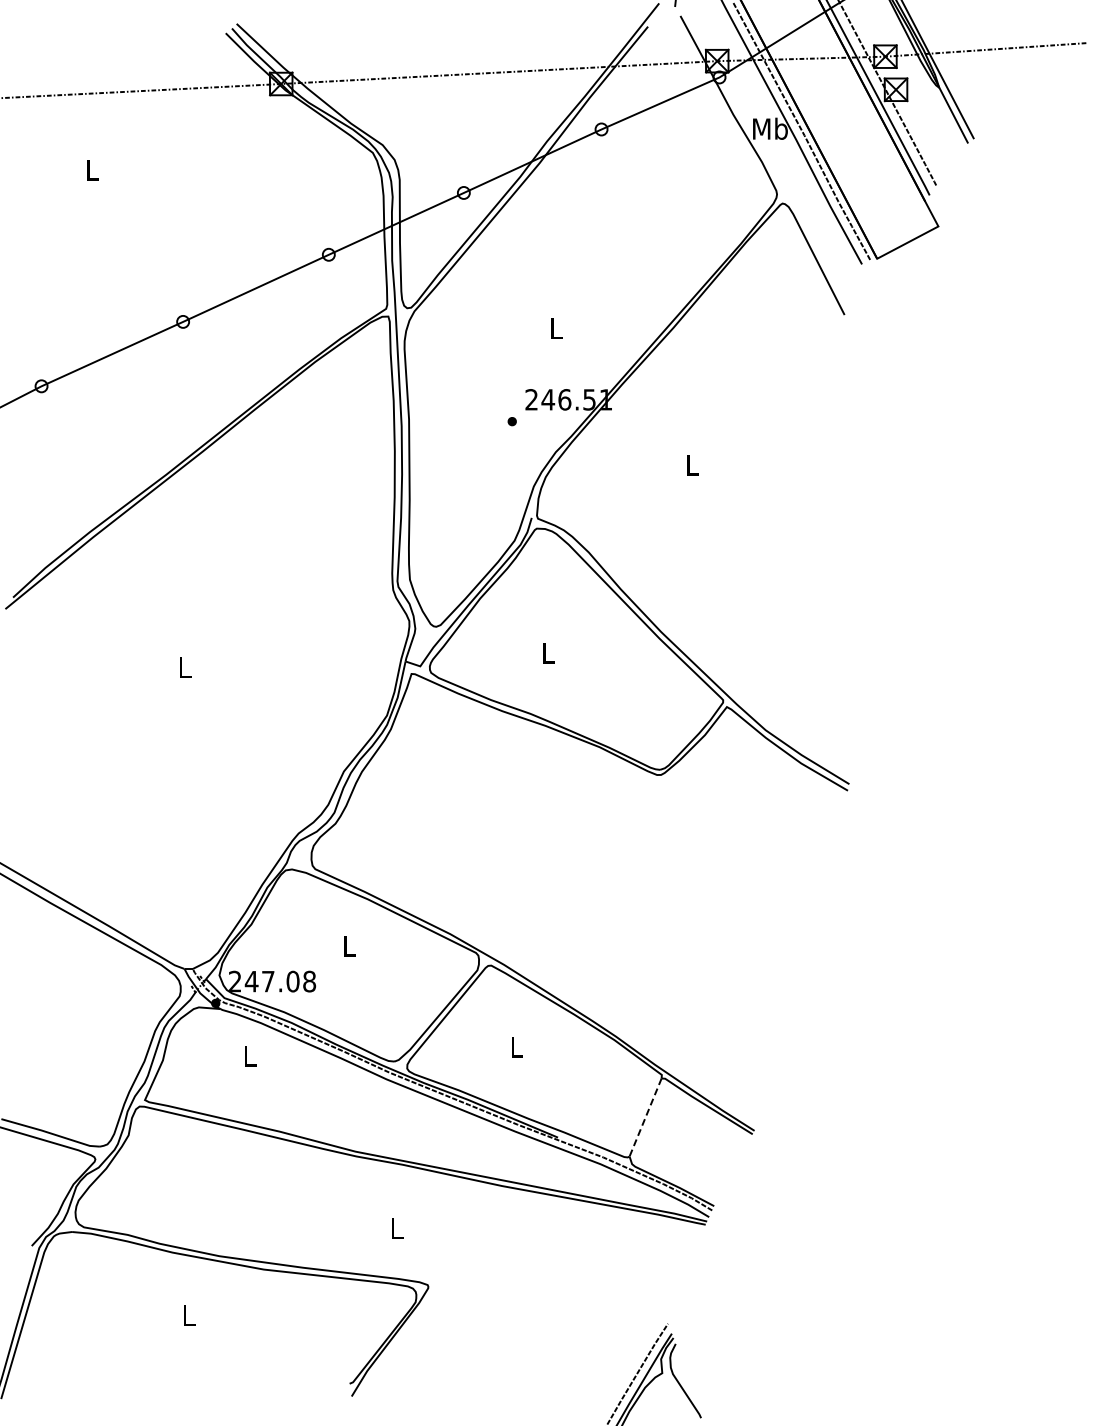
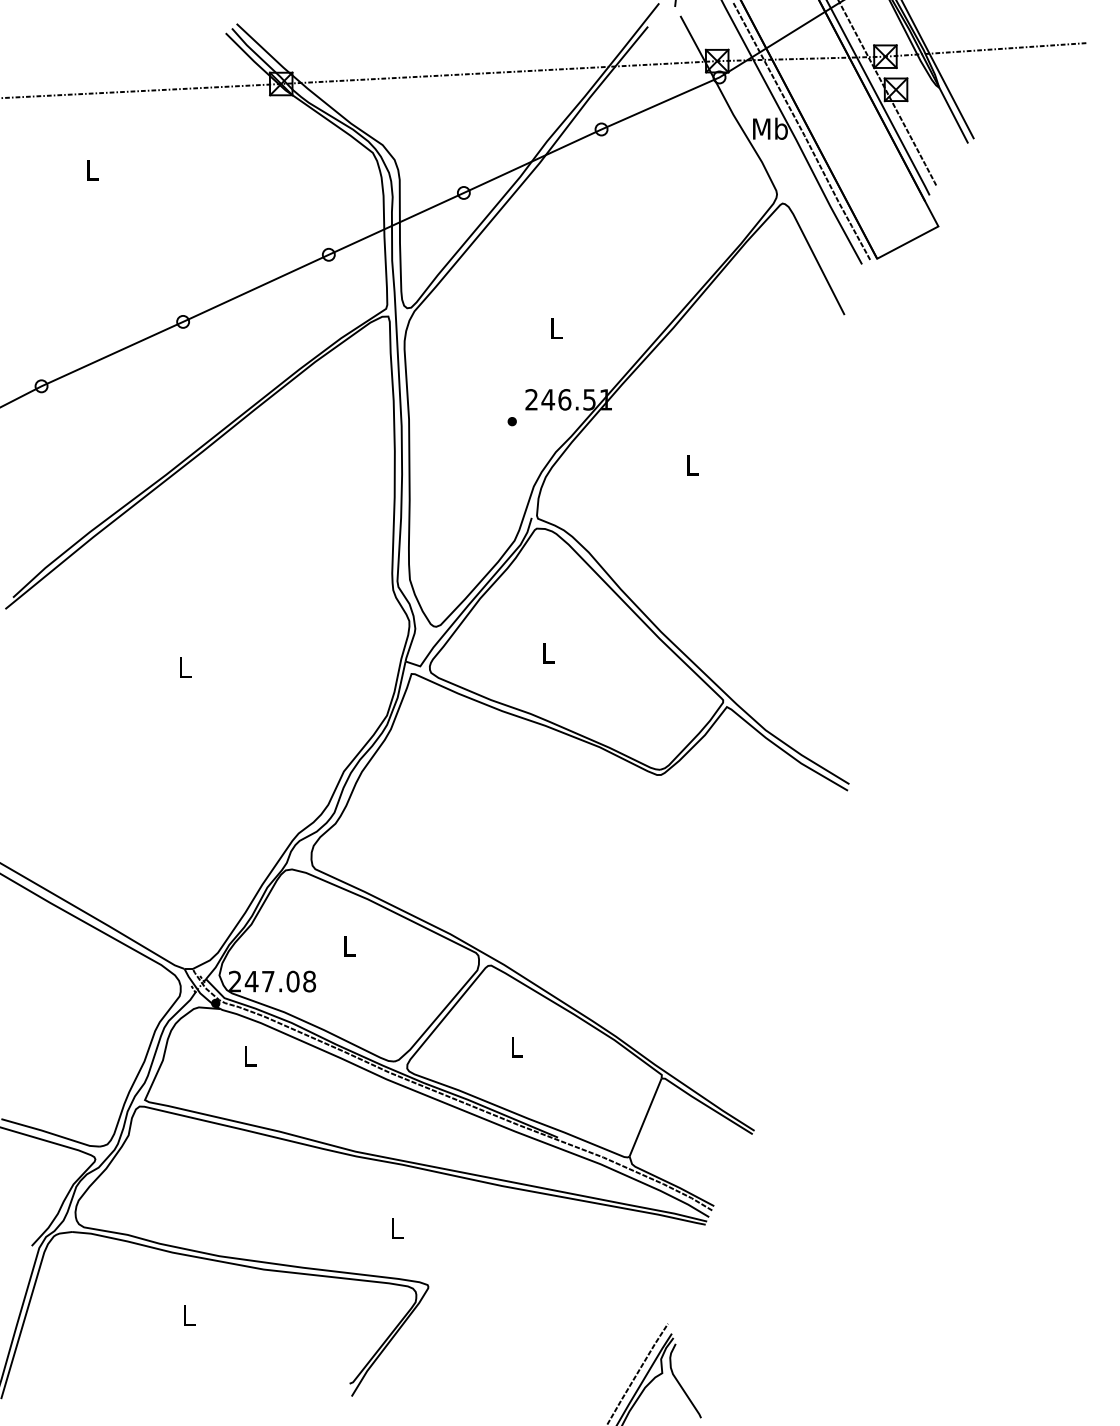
line: dashed -> solid (645, 1117)
